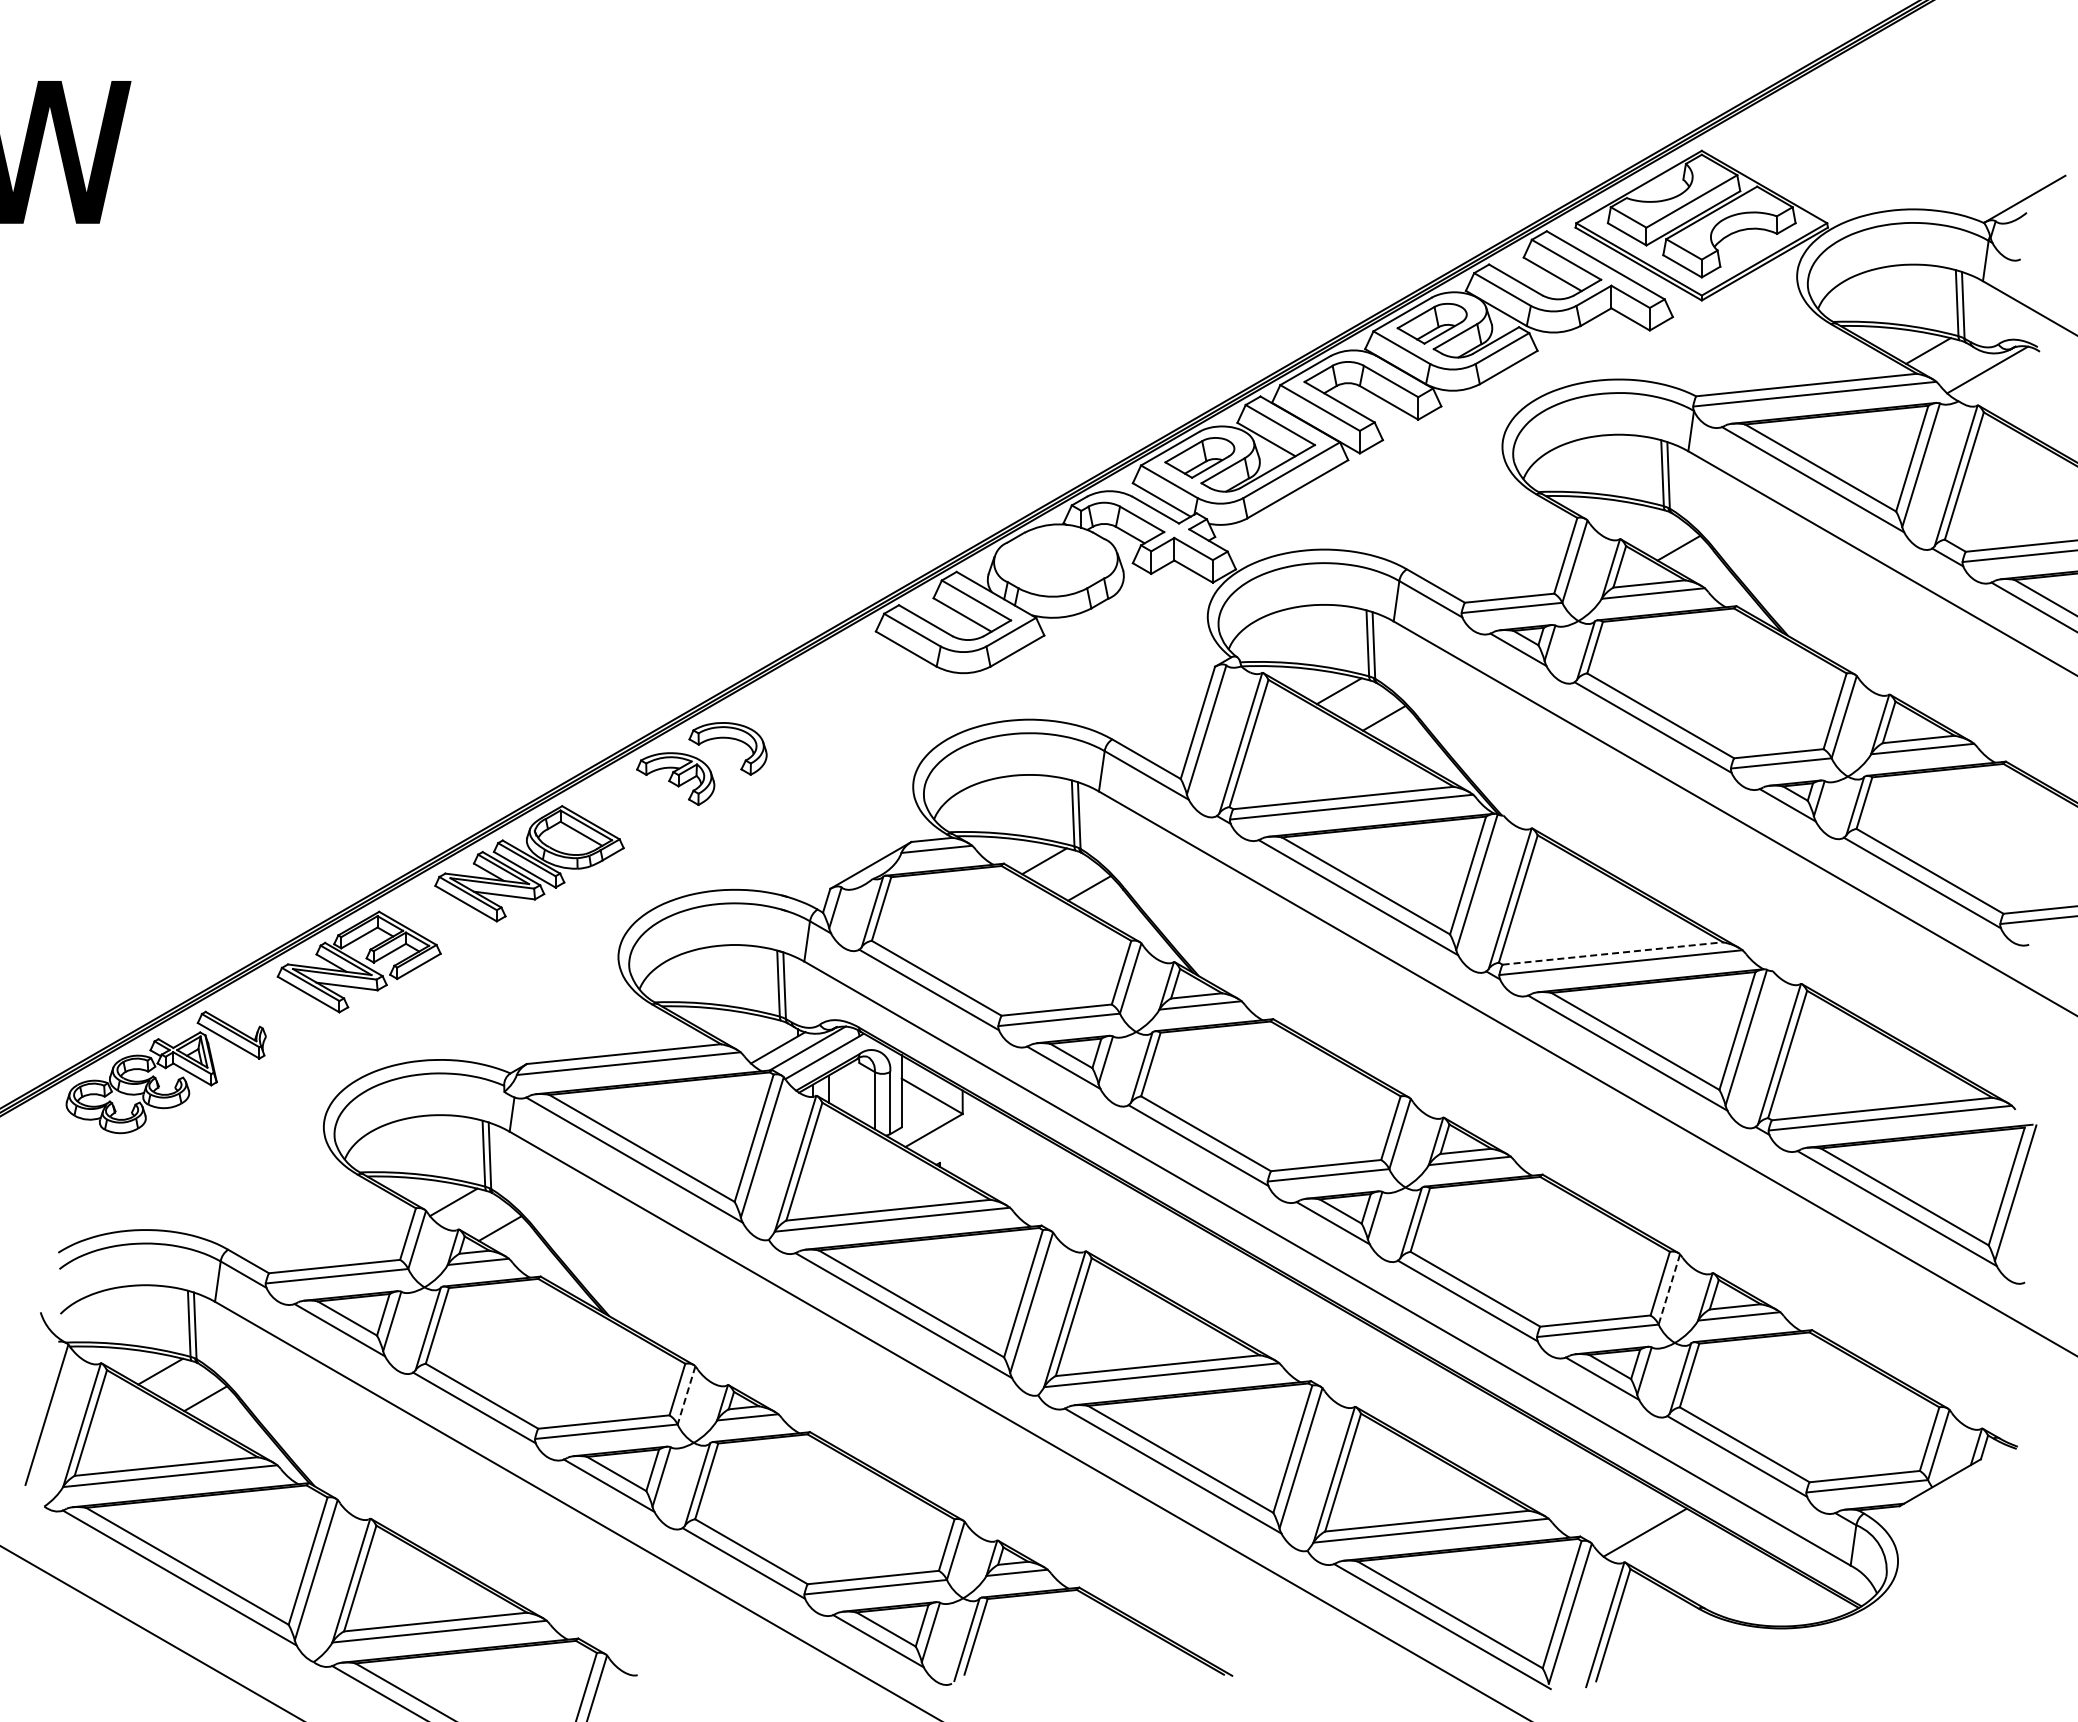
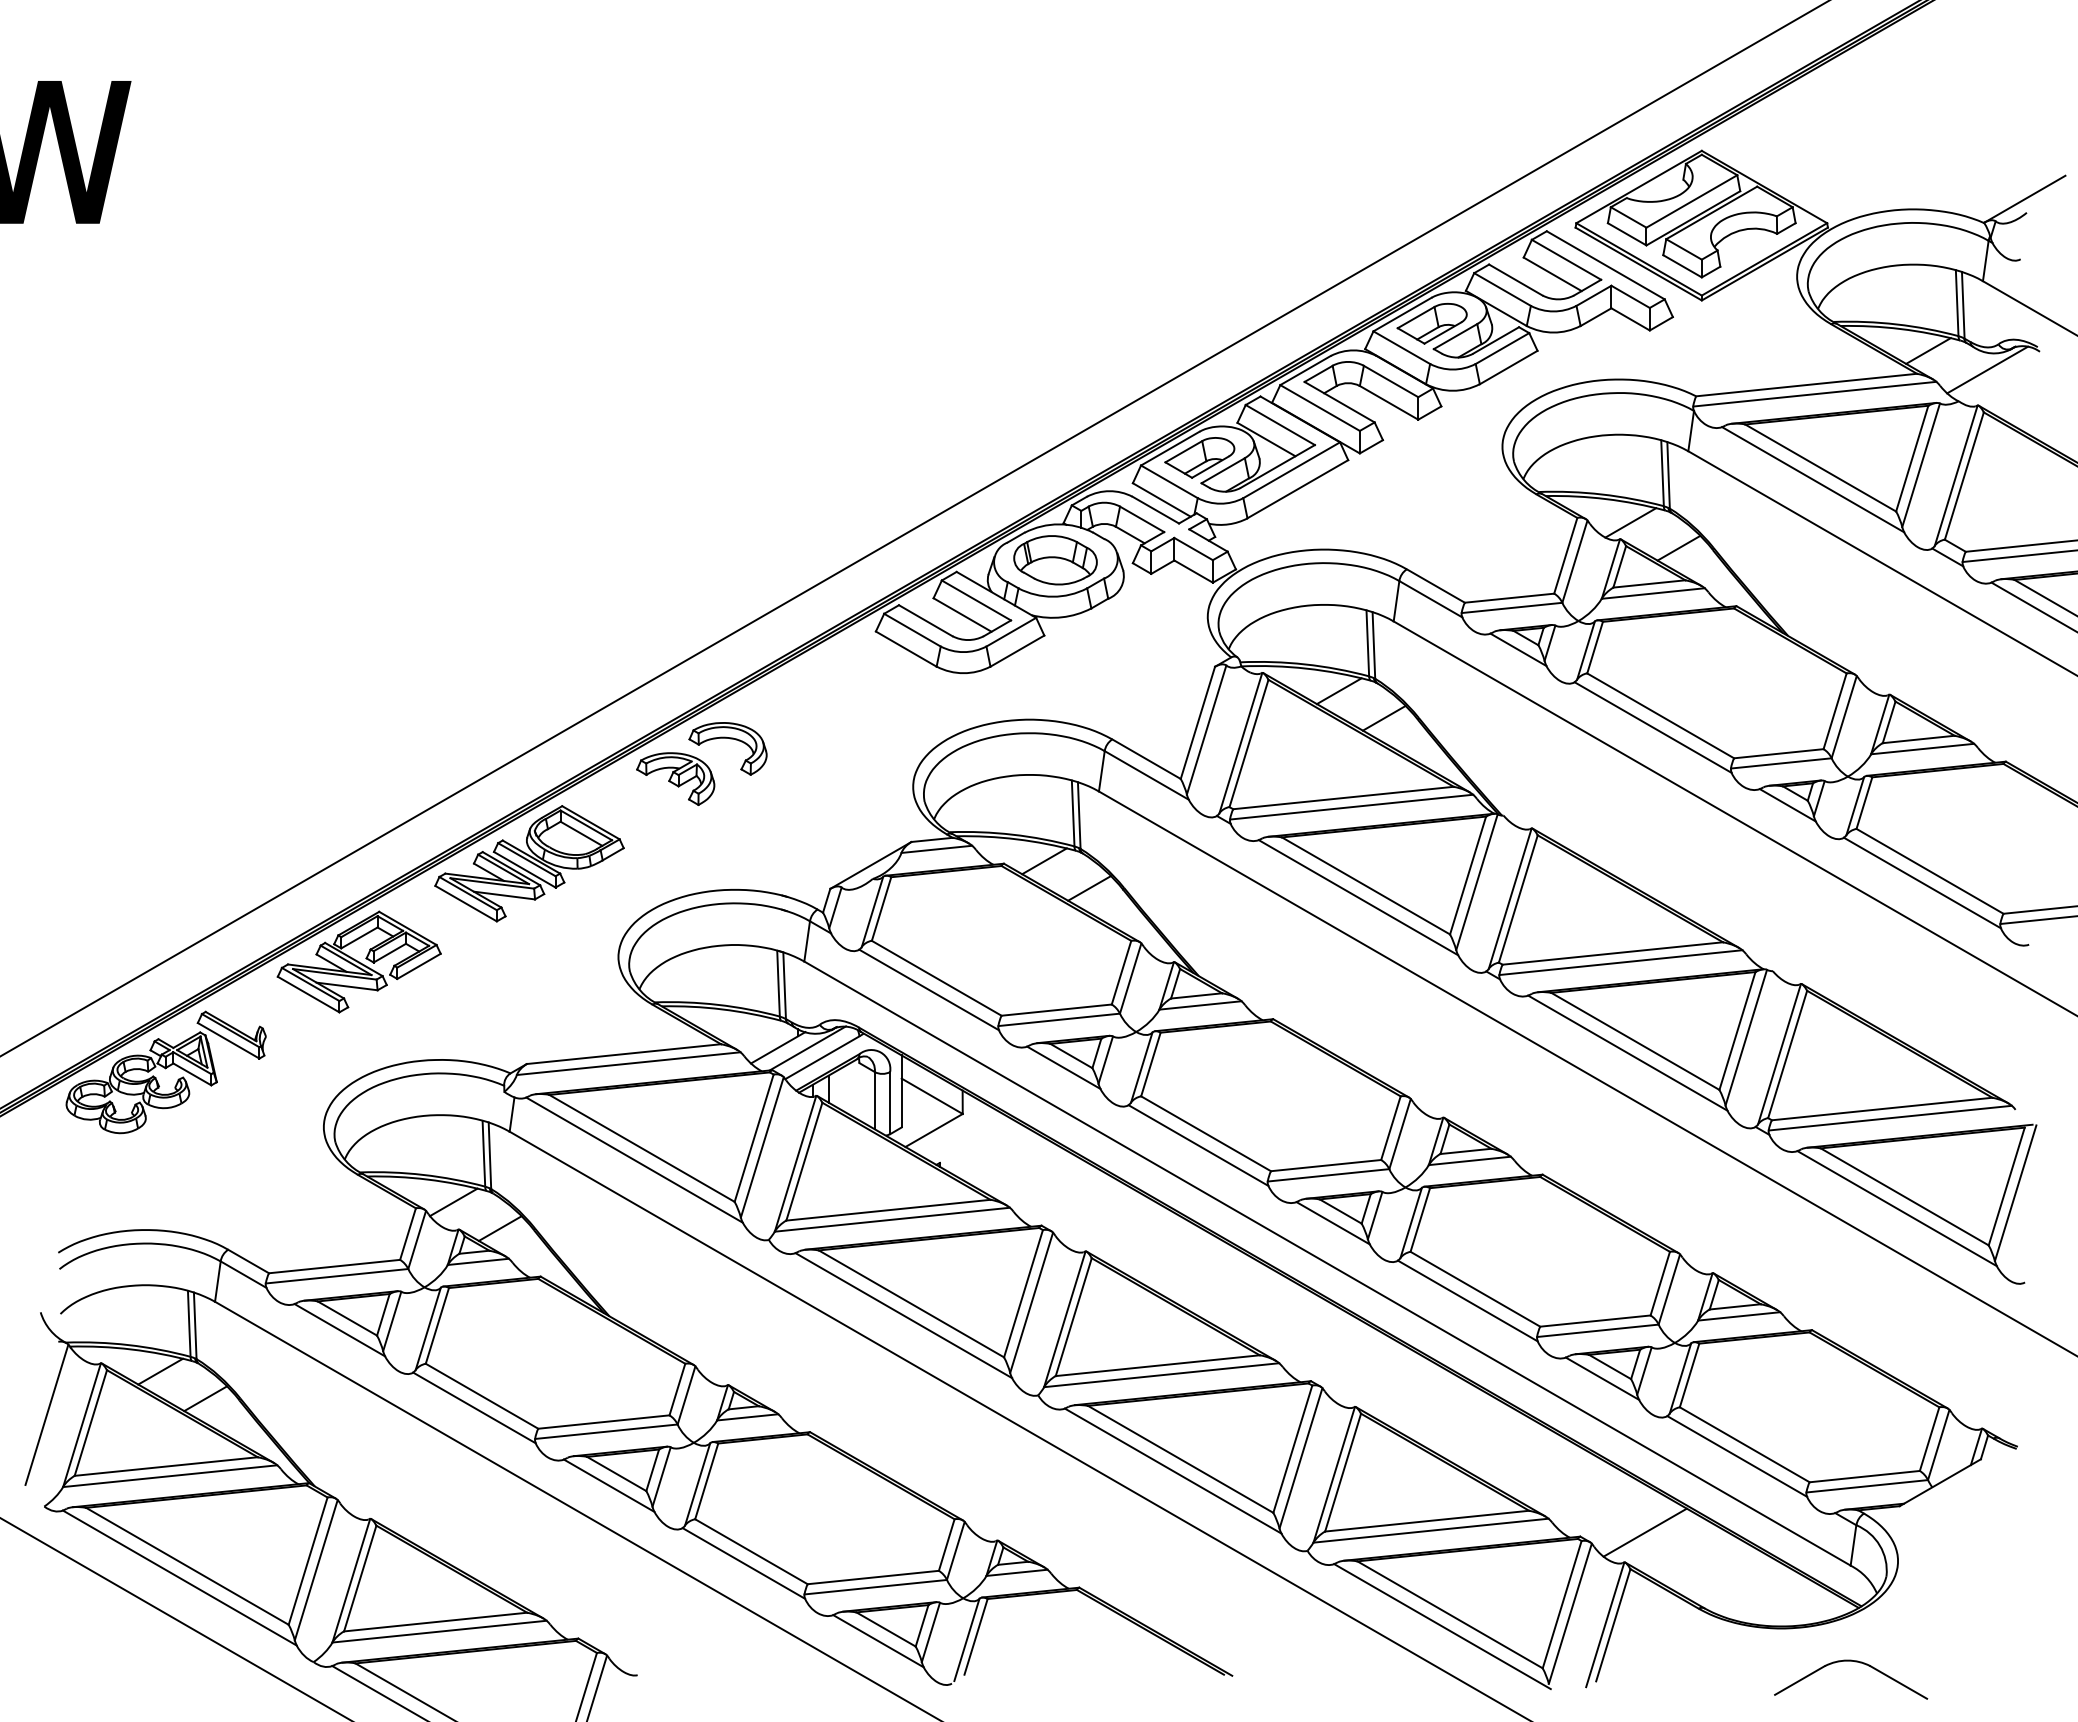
line: none -> present (1630, 522)
line: none -> present (914, 528)
part: none -> present (1055, 560)
line: dashed -> solid (1612, 953)
line: dashed -> solid (1669, 1289)
line: dashed -> solid (686, 1395)
line position: (150, 1632) -> (175, 1618) (175, 1618)
part: none -> present (1855, 1662)
